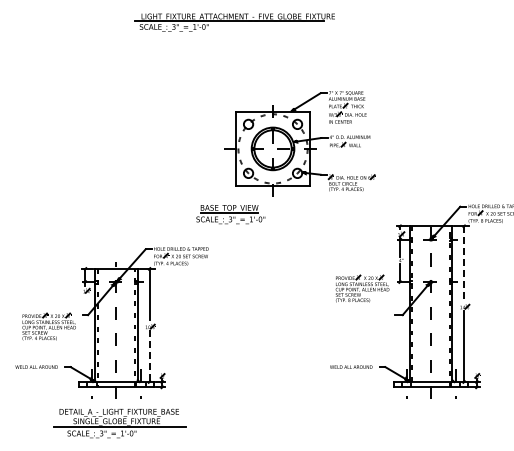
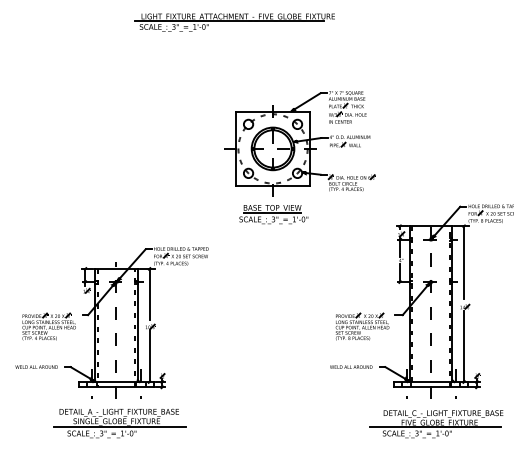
part position: (230, 214) -> (273, 214) (273, 214)
line: dashed -> solid (464, 262)
part position: (362, 288) -> (362, 326) (362, 326)
line: dashed -> solid (149, 356)
part: none -> present (436, 424)
